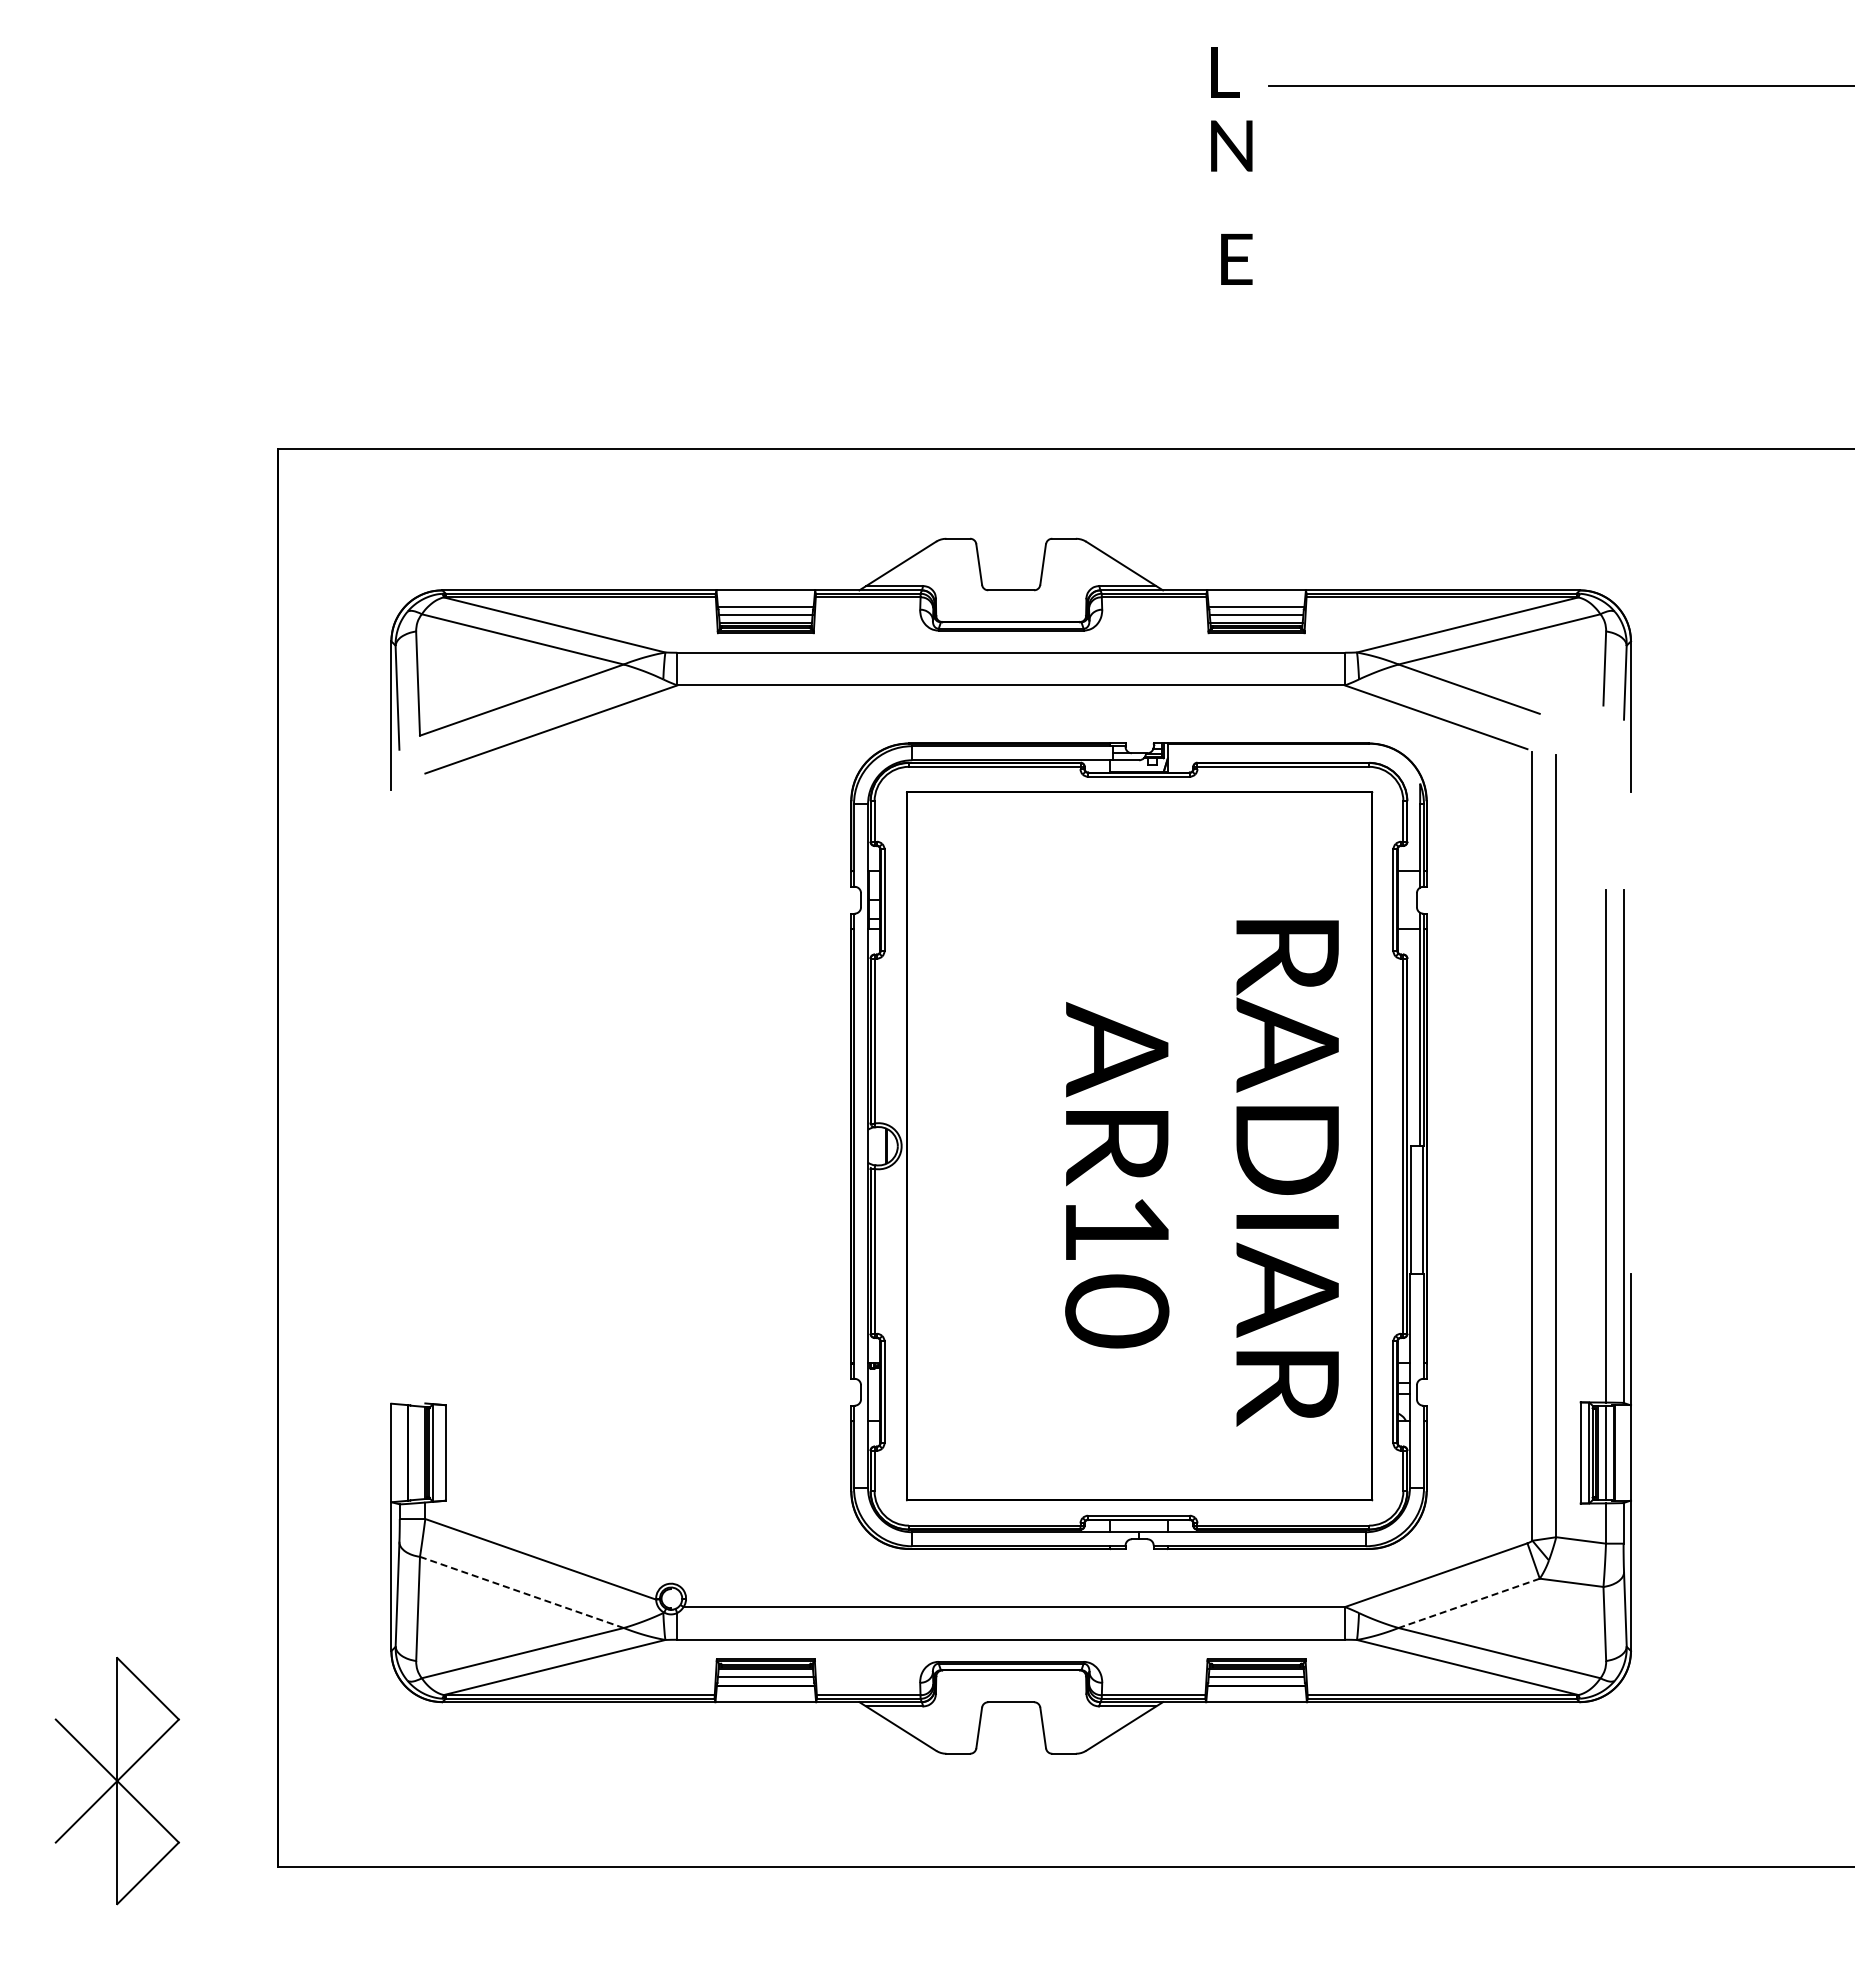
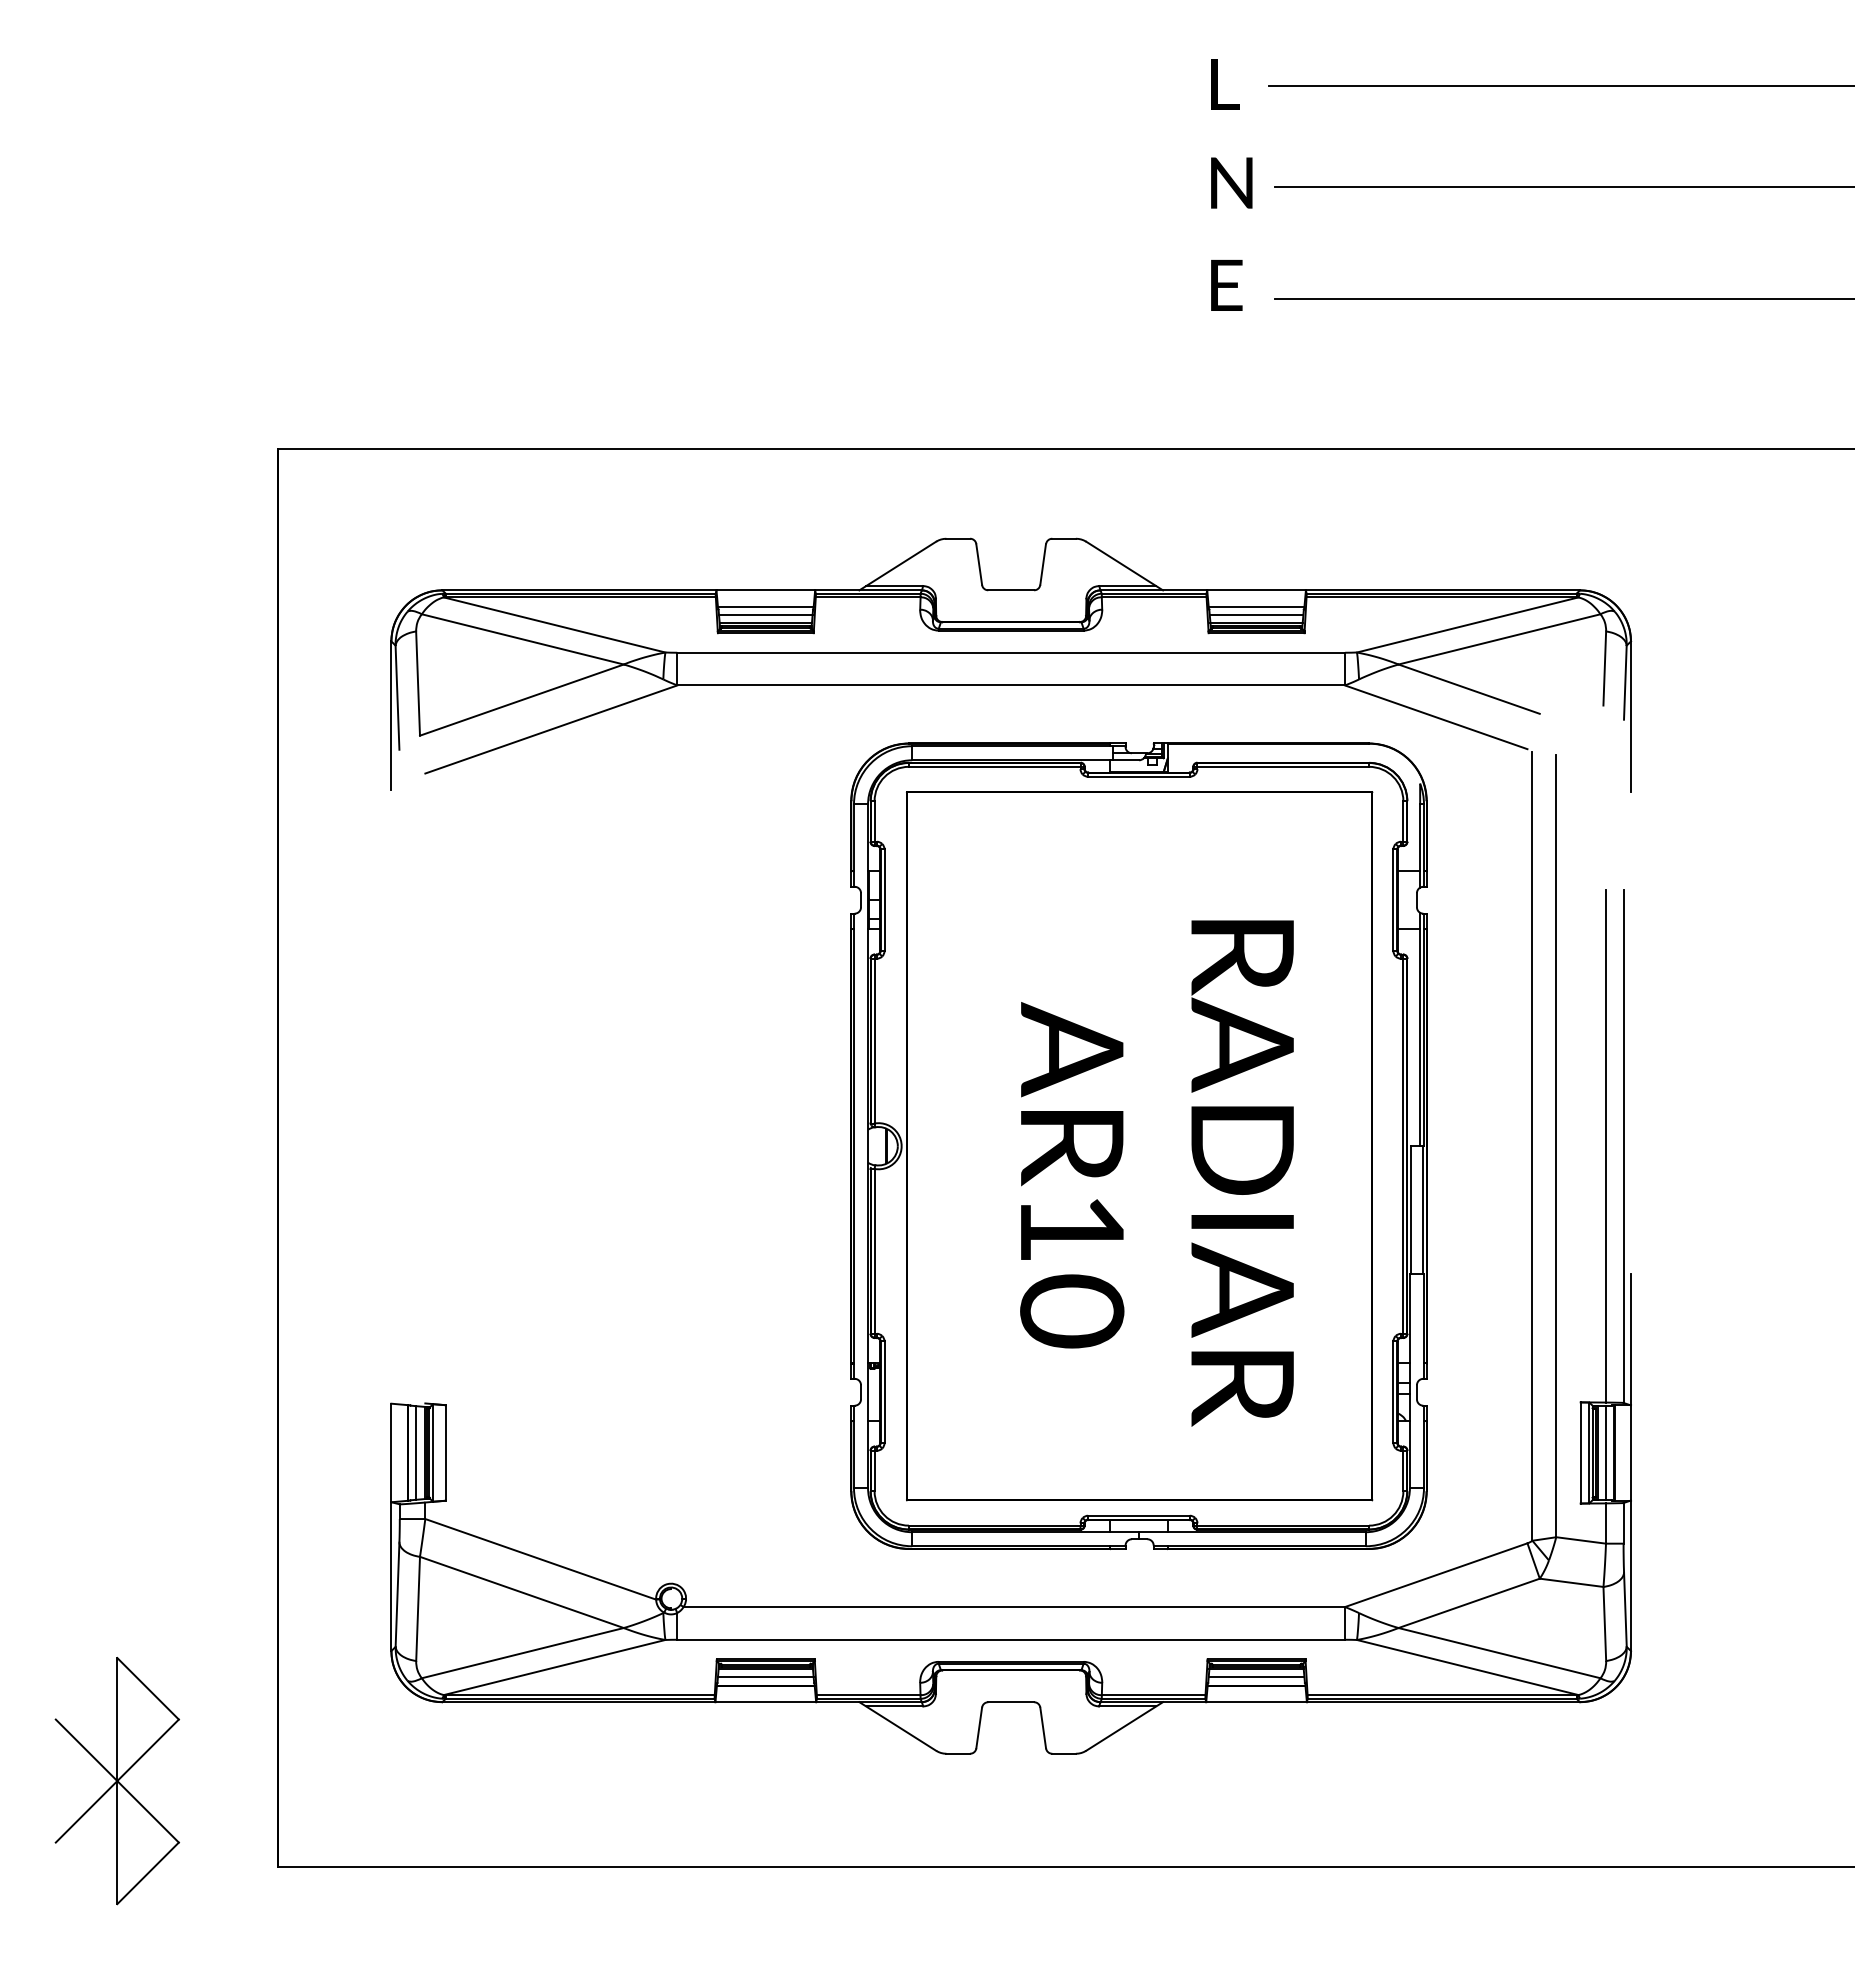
text position: (1225, 72) -> (1225, 84) (1225, 84)
text position: (1231, 145) -> (1231, 182) (1231, 182)
line: none -> present (1562, 186)
text position: (1236, 259) -> (1226, 285) (1226, 285)
line: none -> present (1562, 298)
text position: (1201, 1173) -> (1156, 1173) (1156, 1173)
line: none -> present (416, 1452)
line: dashed -> solid (521, 1592)
line: dashed -> solid (1469, 1603)
